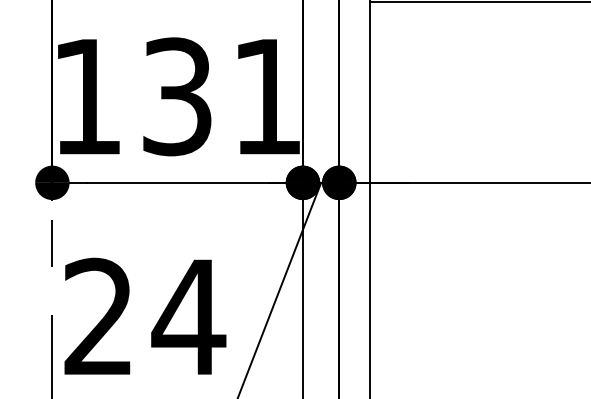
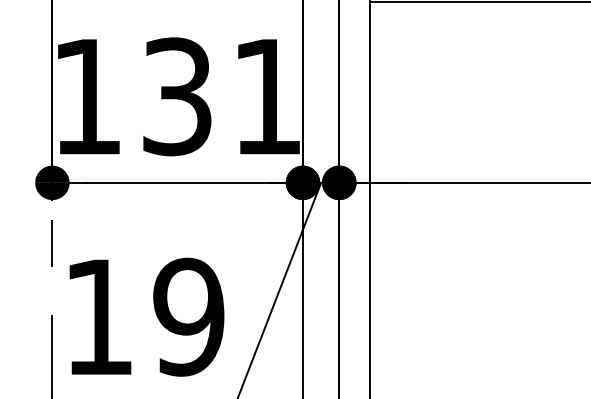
text: 24 -> 19 (145, 316)
